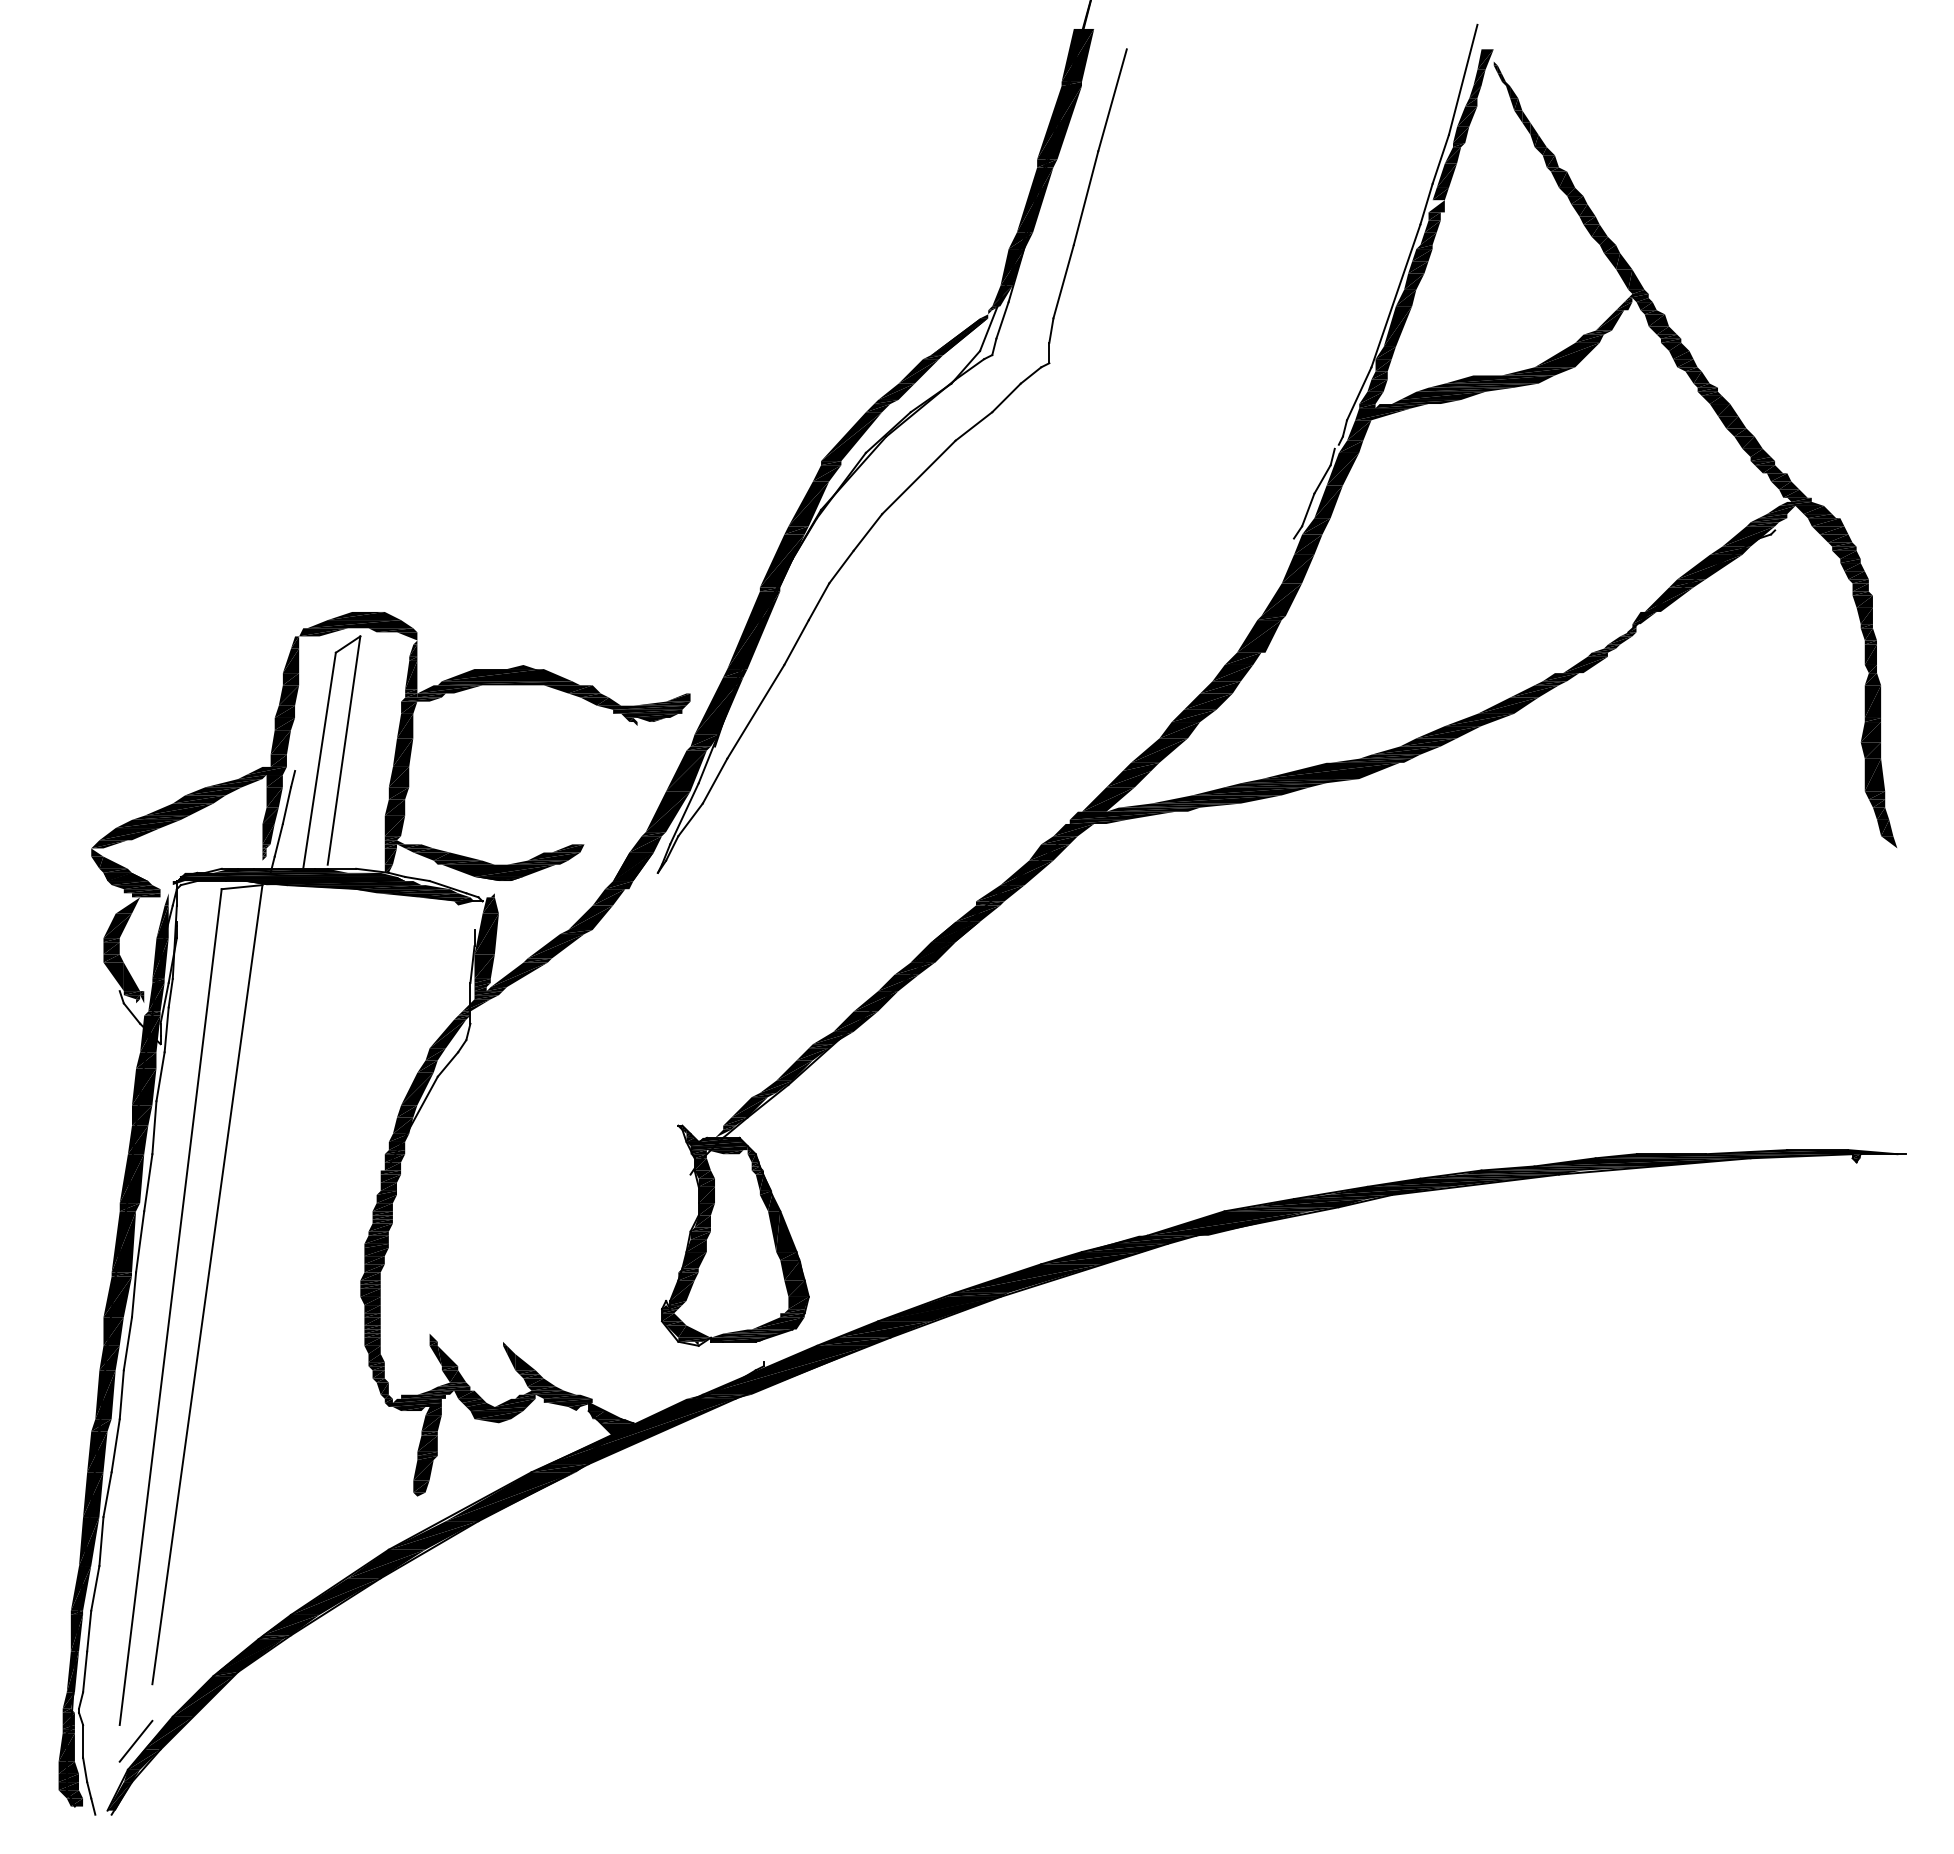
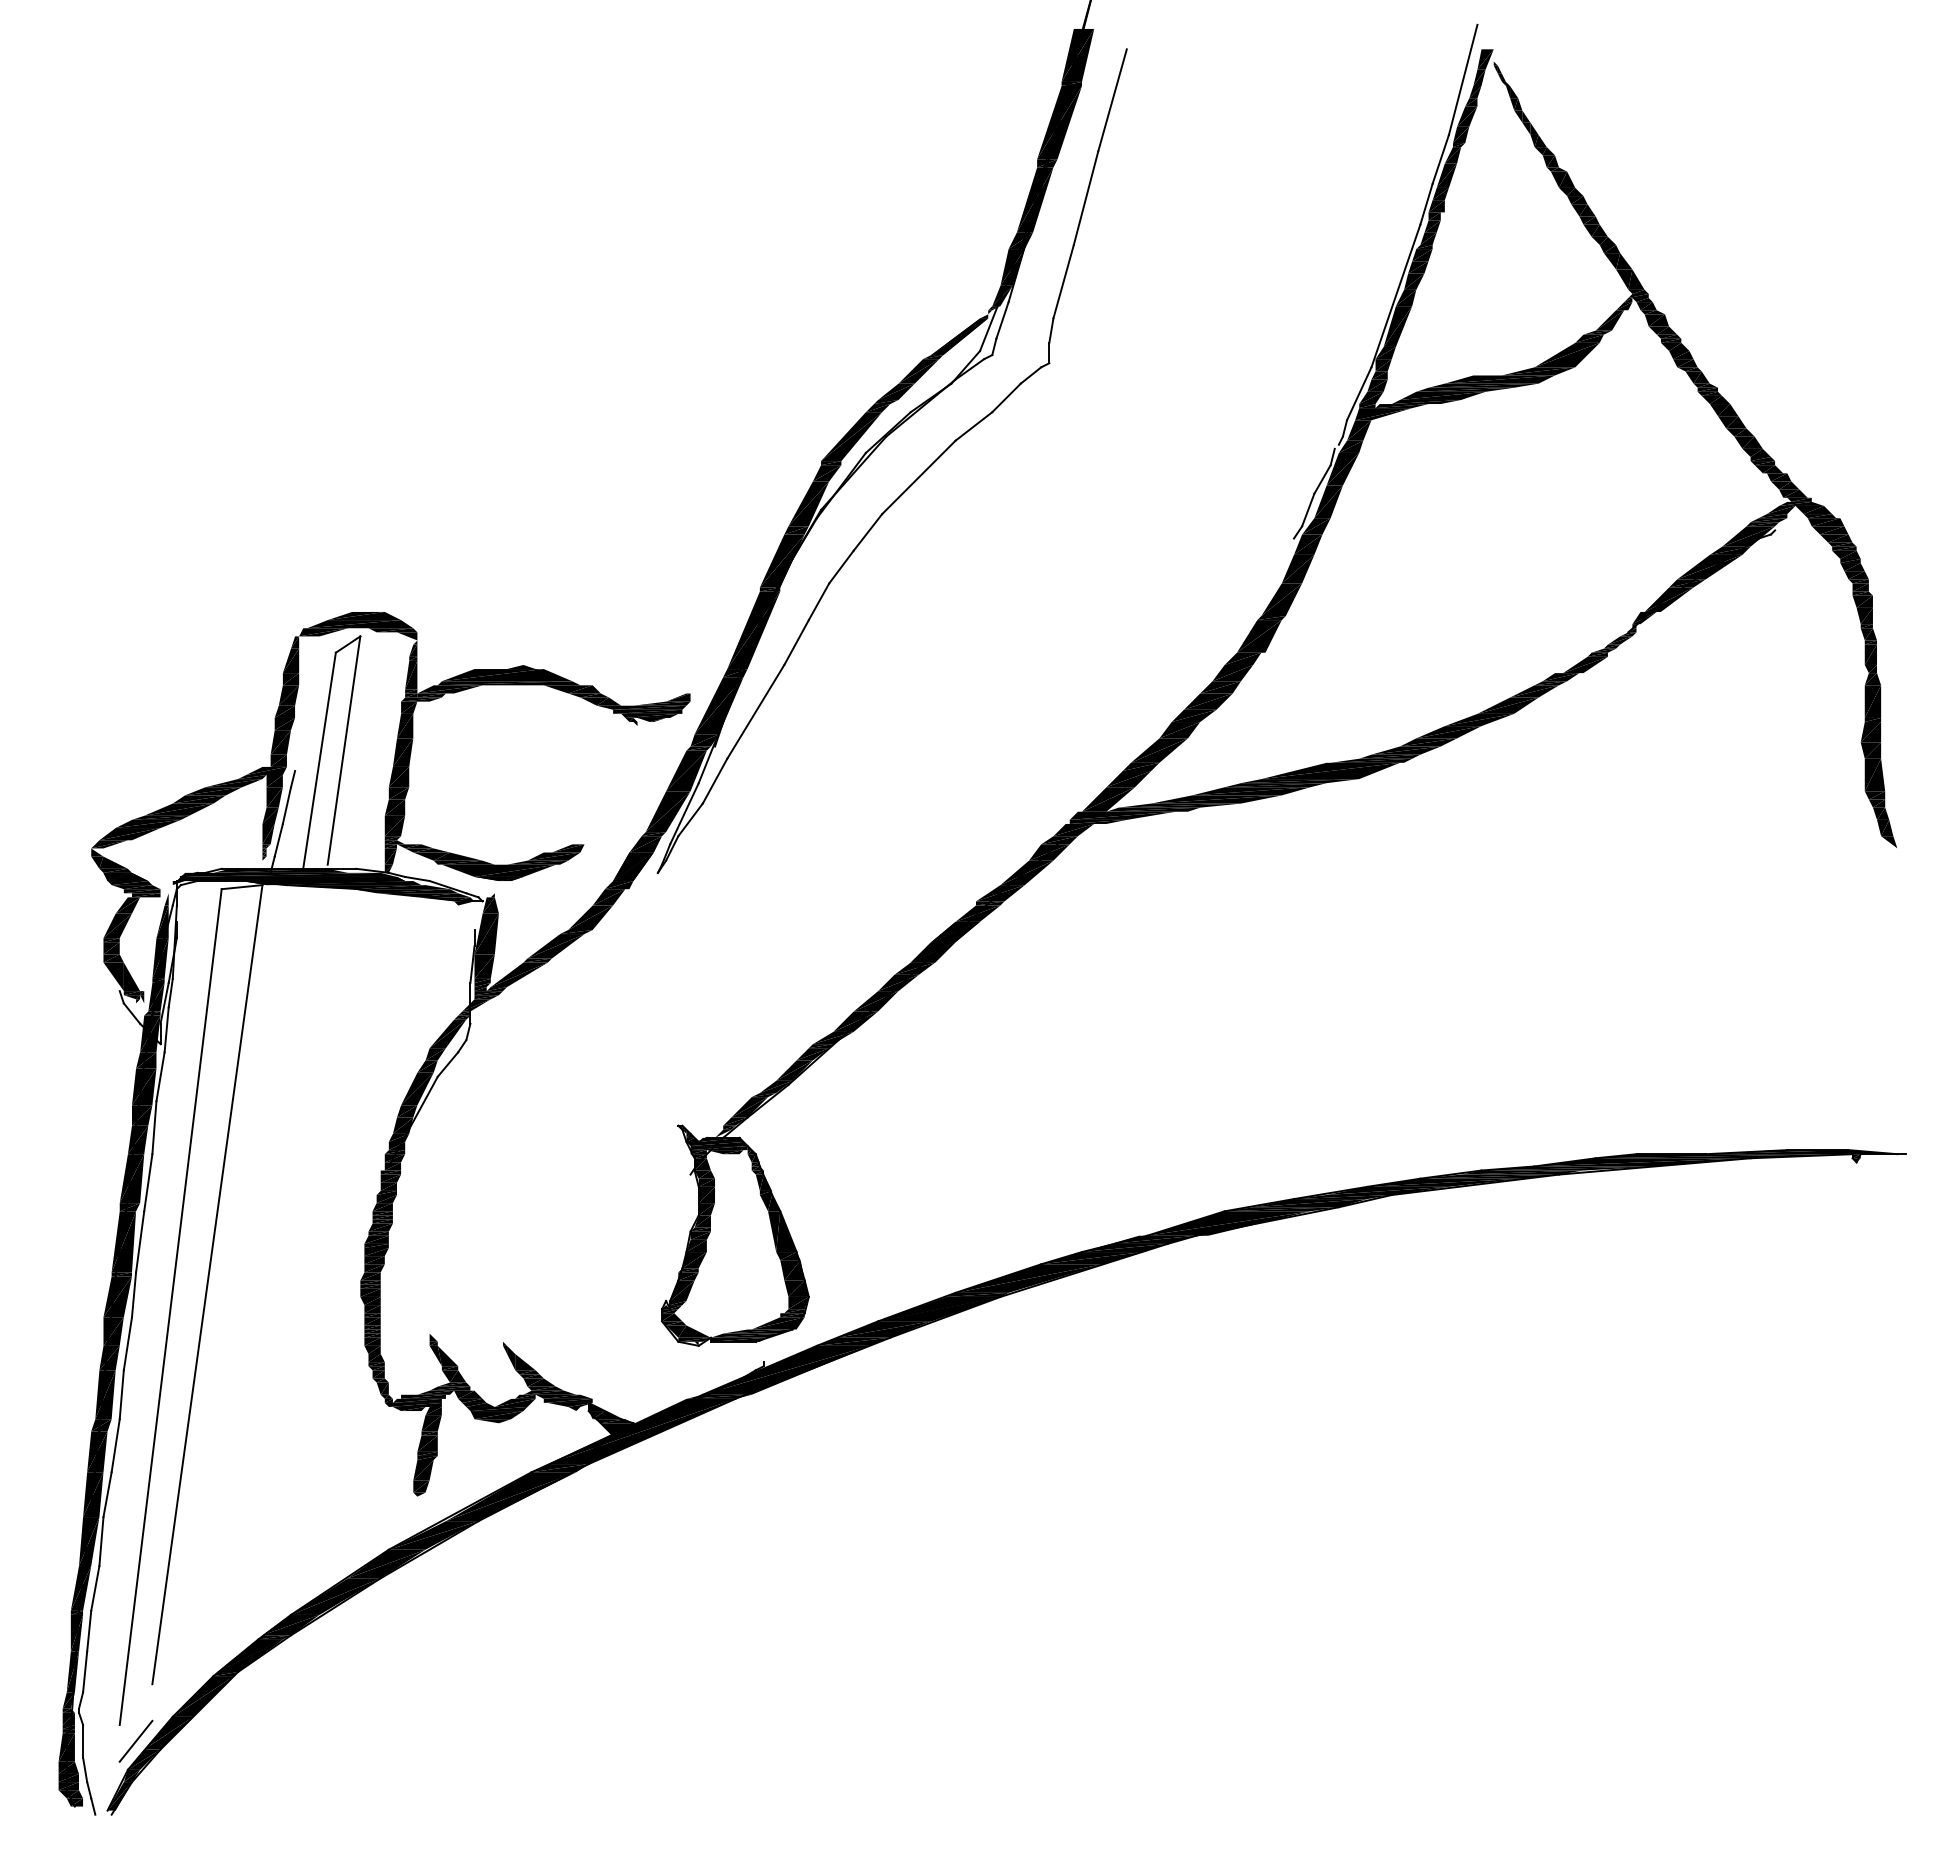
fill: none -> present (1436, 206)
fill: none -> present (127, 905)
